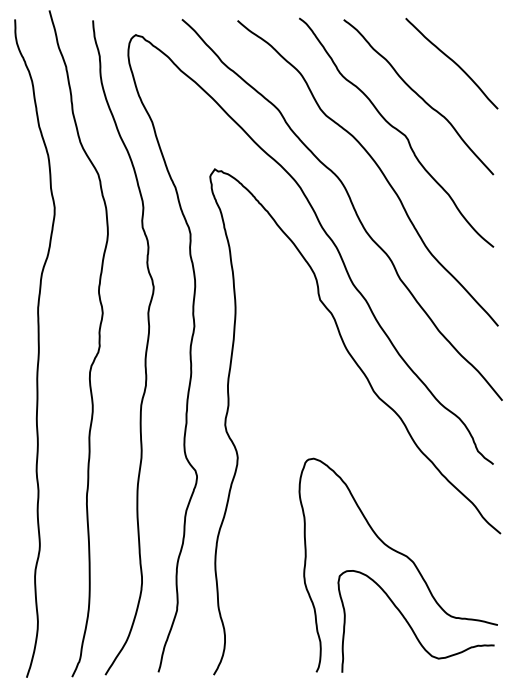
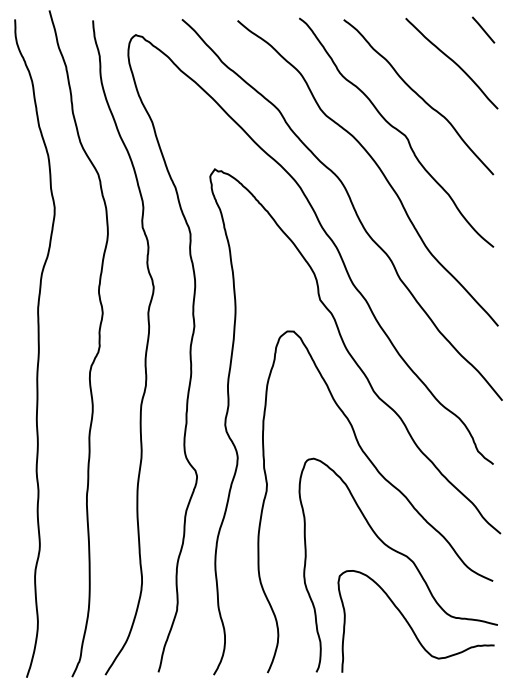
line: none -> present (483, 29)
curve: none -> present (388, 483)
